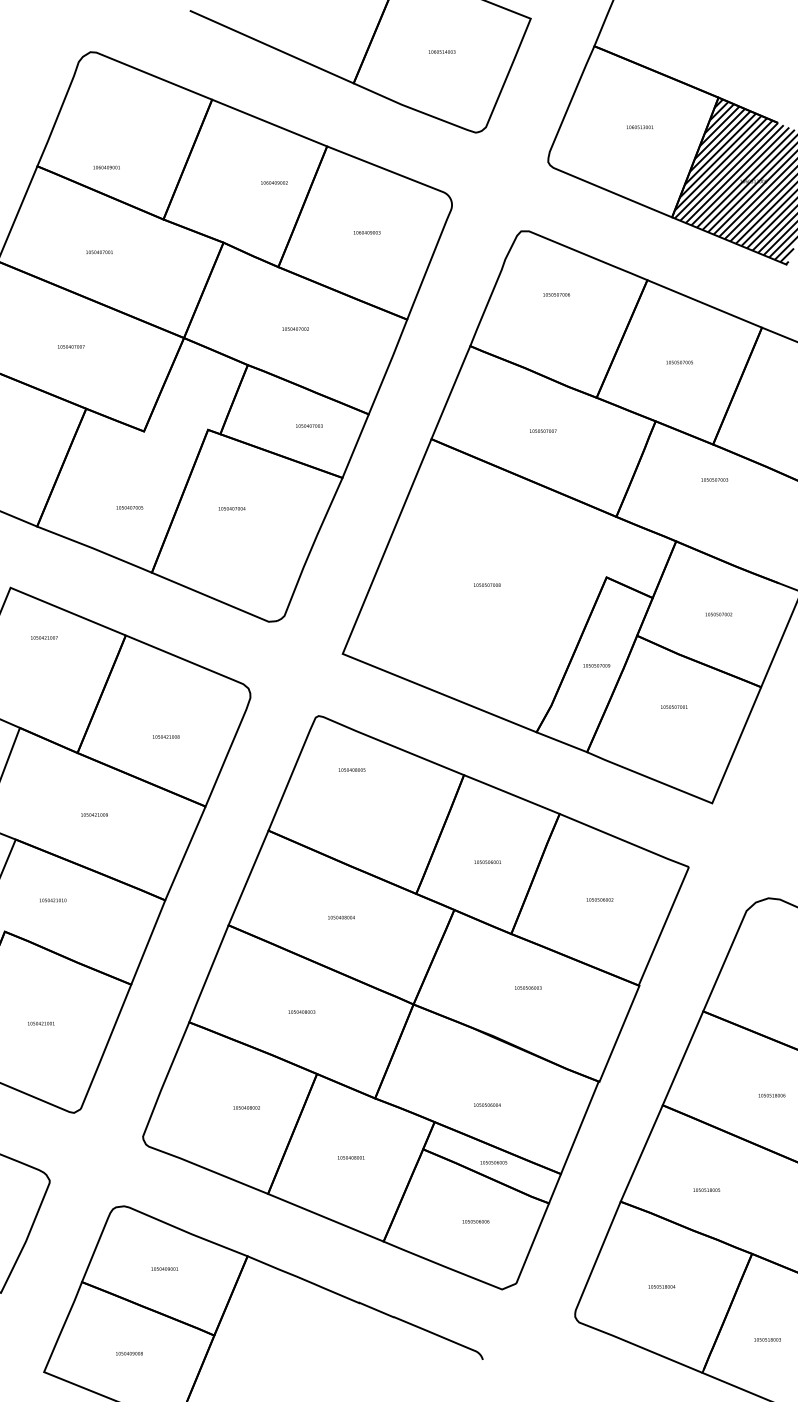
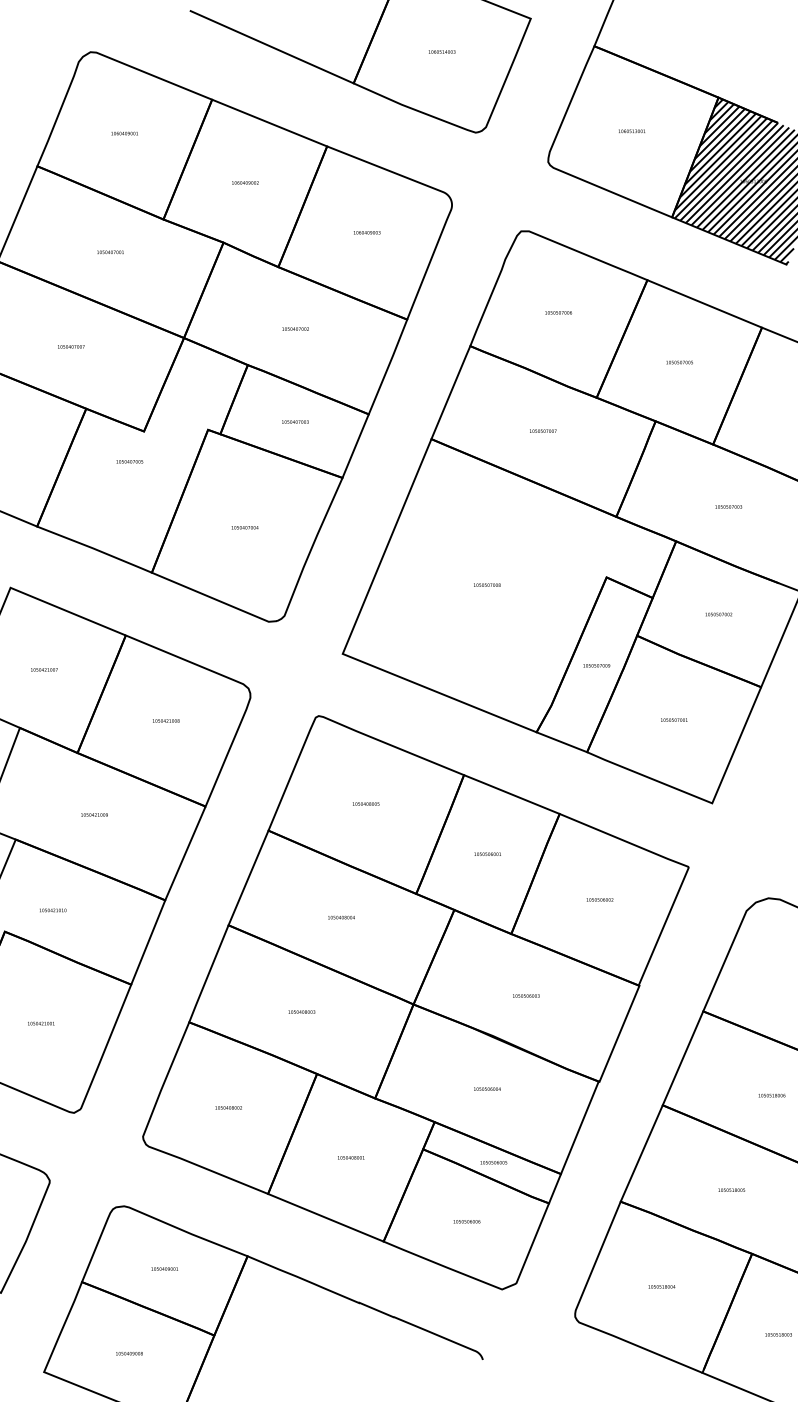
text position: (640, 127) -> (632, 131) (632, 131)
text position: (106, 167) -> (124, 133) (124, 133)
text position: (274, 182) -> (245, 182) (245, 182)
text position: (99, 252) -> (110, 252) (110, 252)
text position: (556, 294) -> (558, 312) (558, 312)
text position: (309, 425) -> (295, 421) (295, 421)
text position: (714, 479) -> (728, 506) (728, 506)
text position: (129, 507) -> (129, 461) (129, 461)
text position: (231, 508) -> (244, 527) (244, 527)
text position: (44, 637) -> (44, 669) (44, 669)
text position: (674, 706) -> (674, 719) (674, 719)
text position: (166, 736) -> (166, 720) (166, 720)
text position: (352, 769) -> (366, 803) (366, 803)
text position: (487, 861) -> (487, 853) (487, 853)
text position: (53, 900) -> (53, 910) (53, 910)
text position: (528, 987) -> (526, 995) (526, 995)
text position: (487, 1104) -> (487, 1088) (487, 1088)
text position: (246, 1107) -> (228, 1107) (228, 1107)
text position: (706, 1189) -> (731, 1189) (731, 1189)
text position: (475, 1221) -> (466, 1221) (466, 1221)
text position: (767, 1339) -> (778, 1334) (778, 1334)
